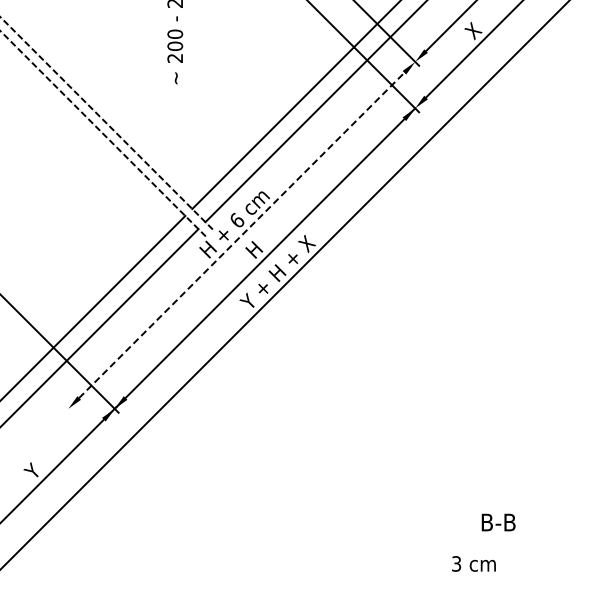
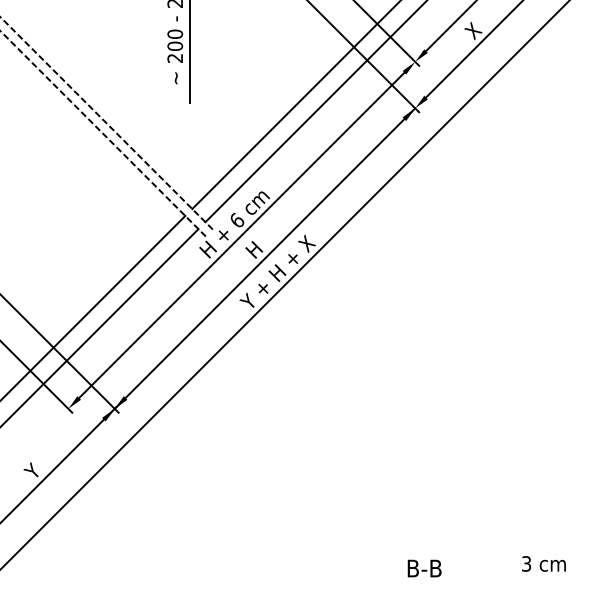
line: none -> present (189, 52)
line: dashed -> solid (243, 233)
line: none -> present (37, 377)
text position: (498, 522) -> (424, 568) (424, 568)
text position: (473, 563) -> (543, 563) (543, 563)
